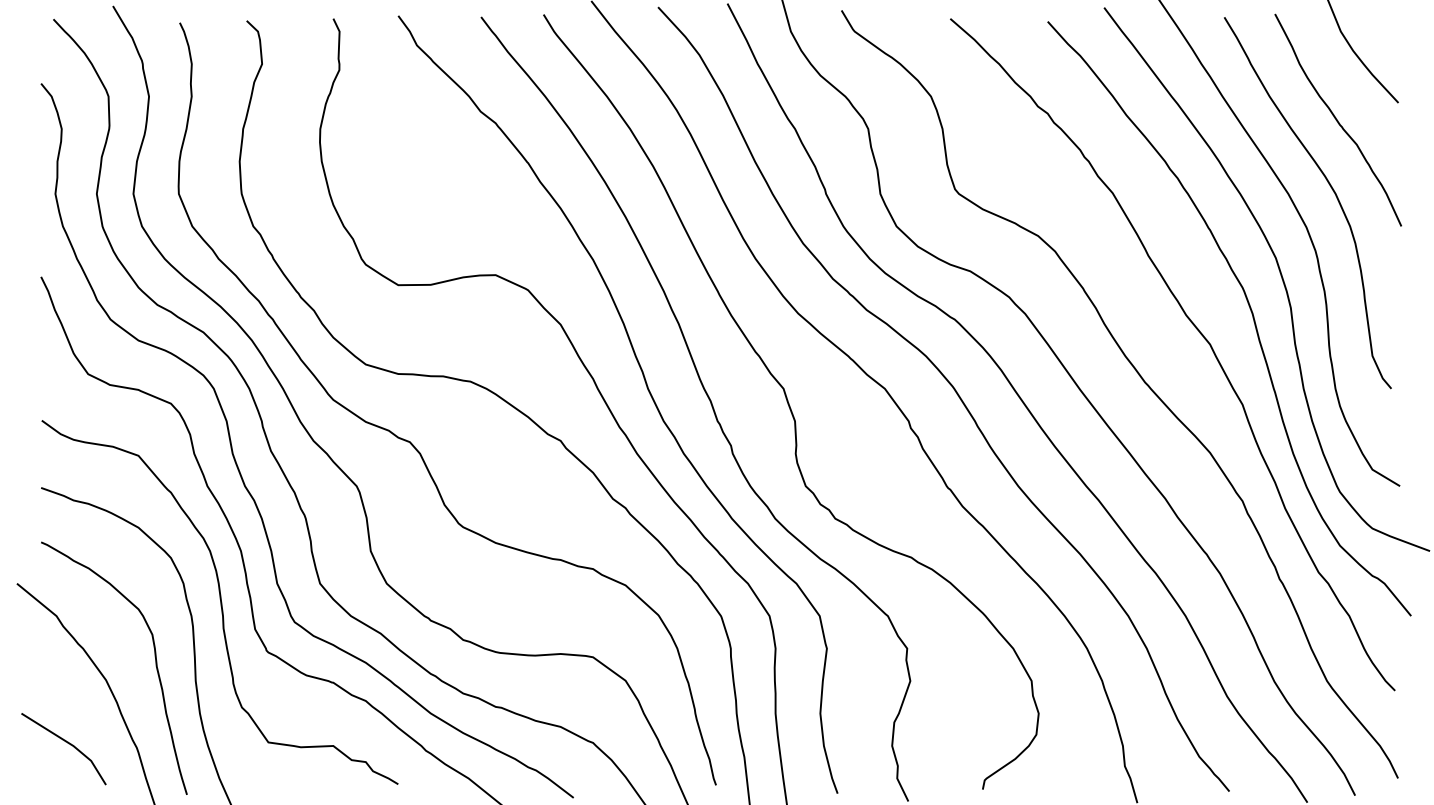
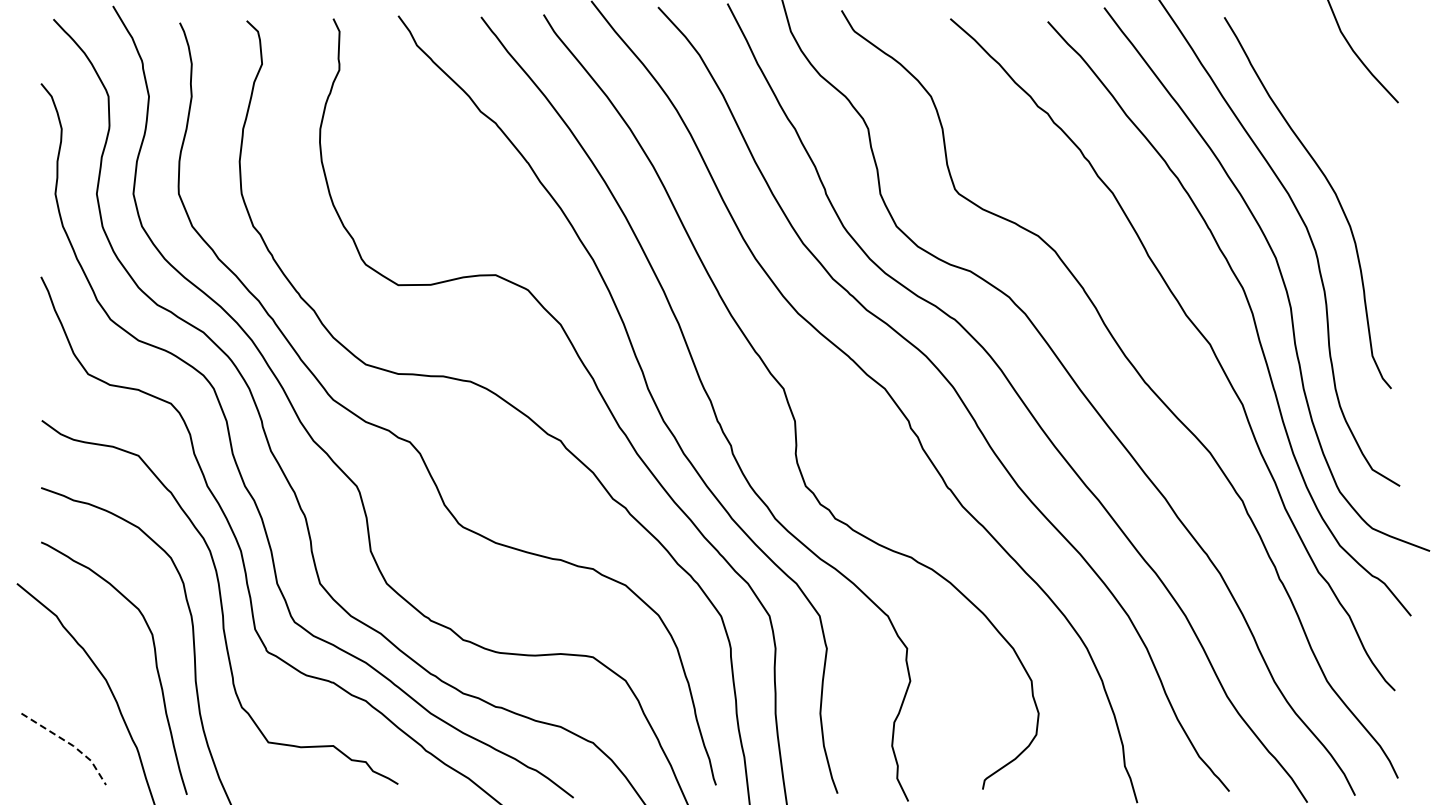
curve: present -> none (1337, 119)
line: solid -> dashed (71, 744)
